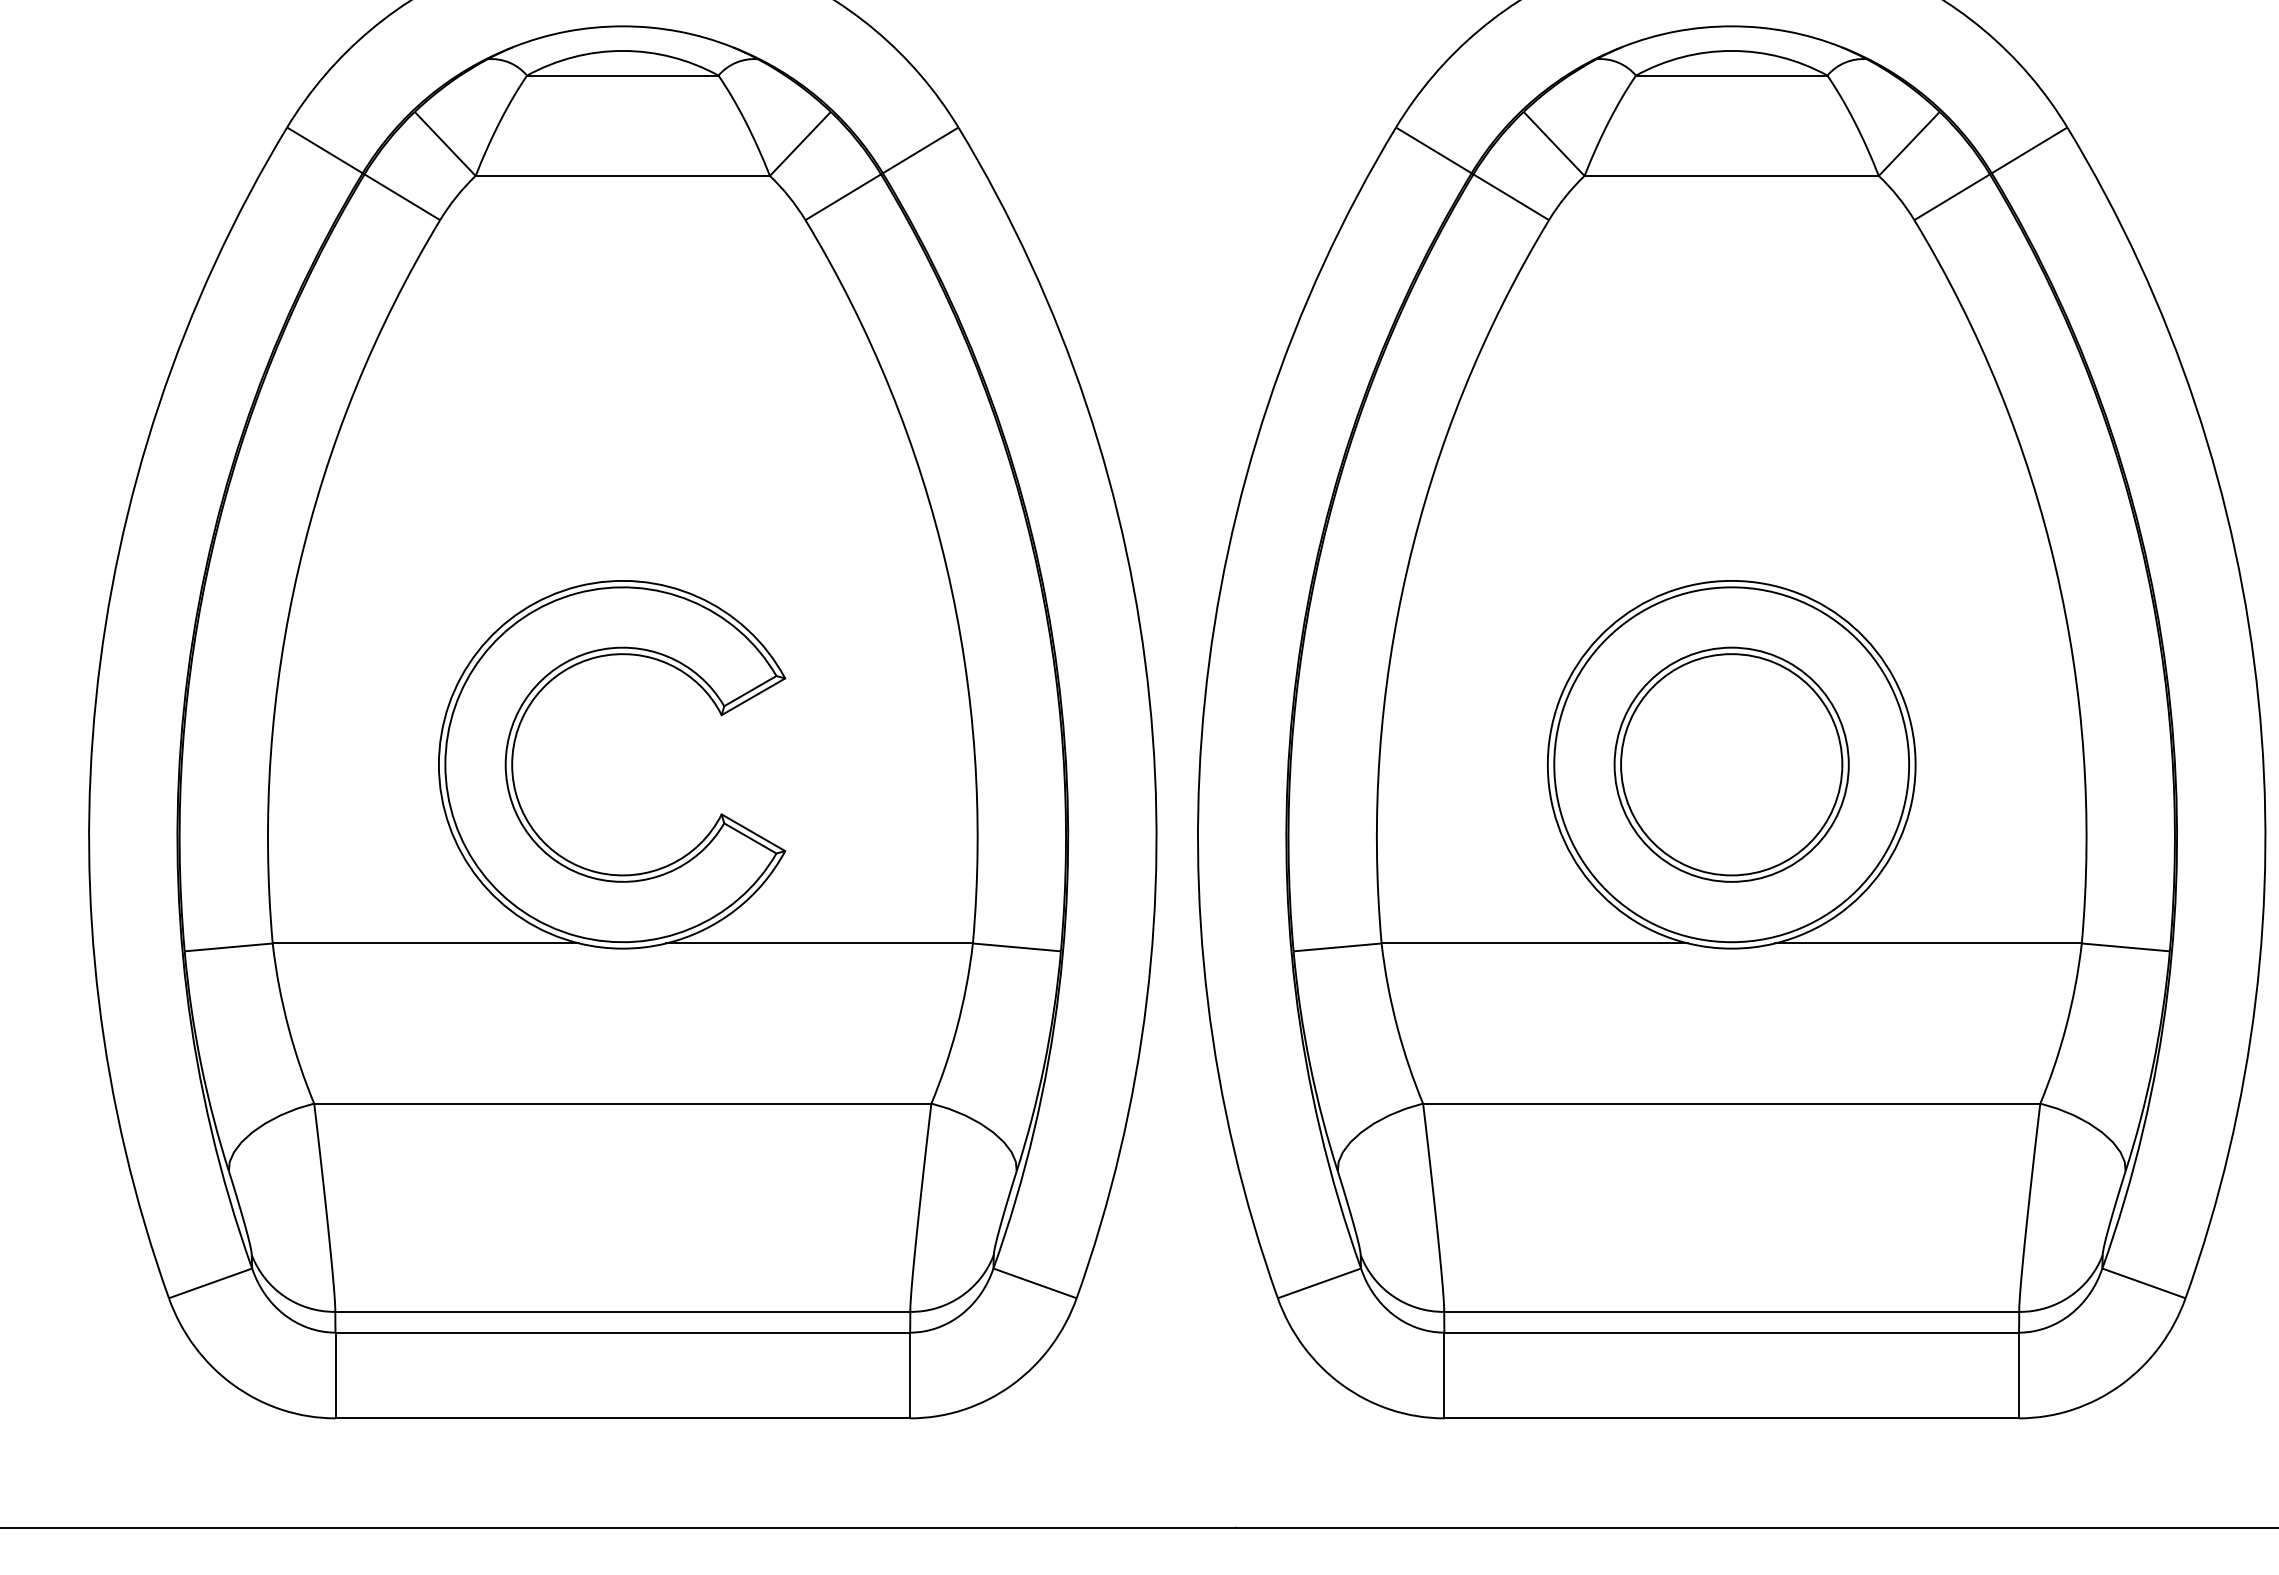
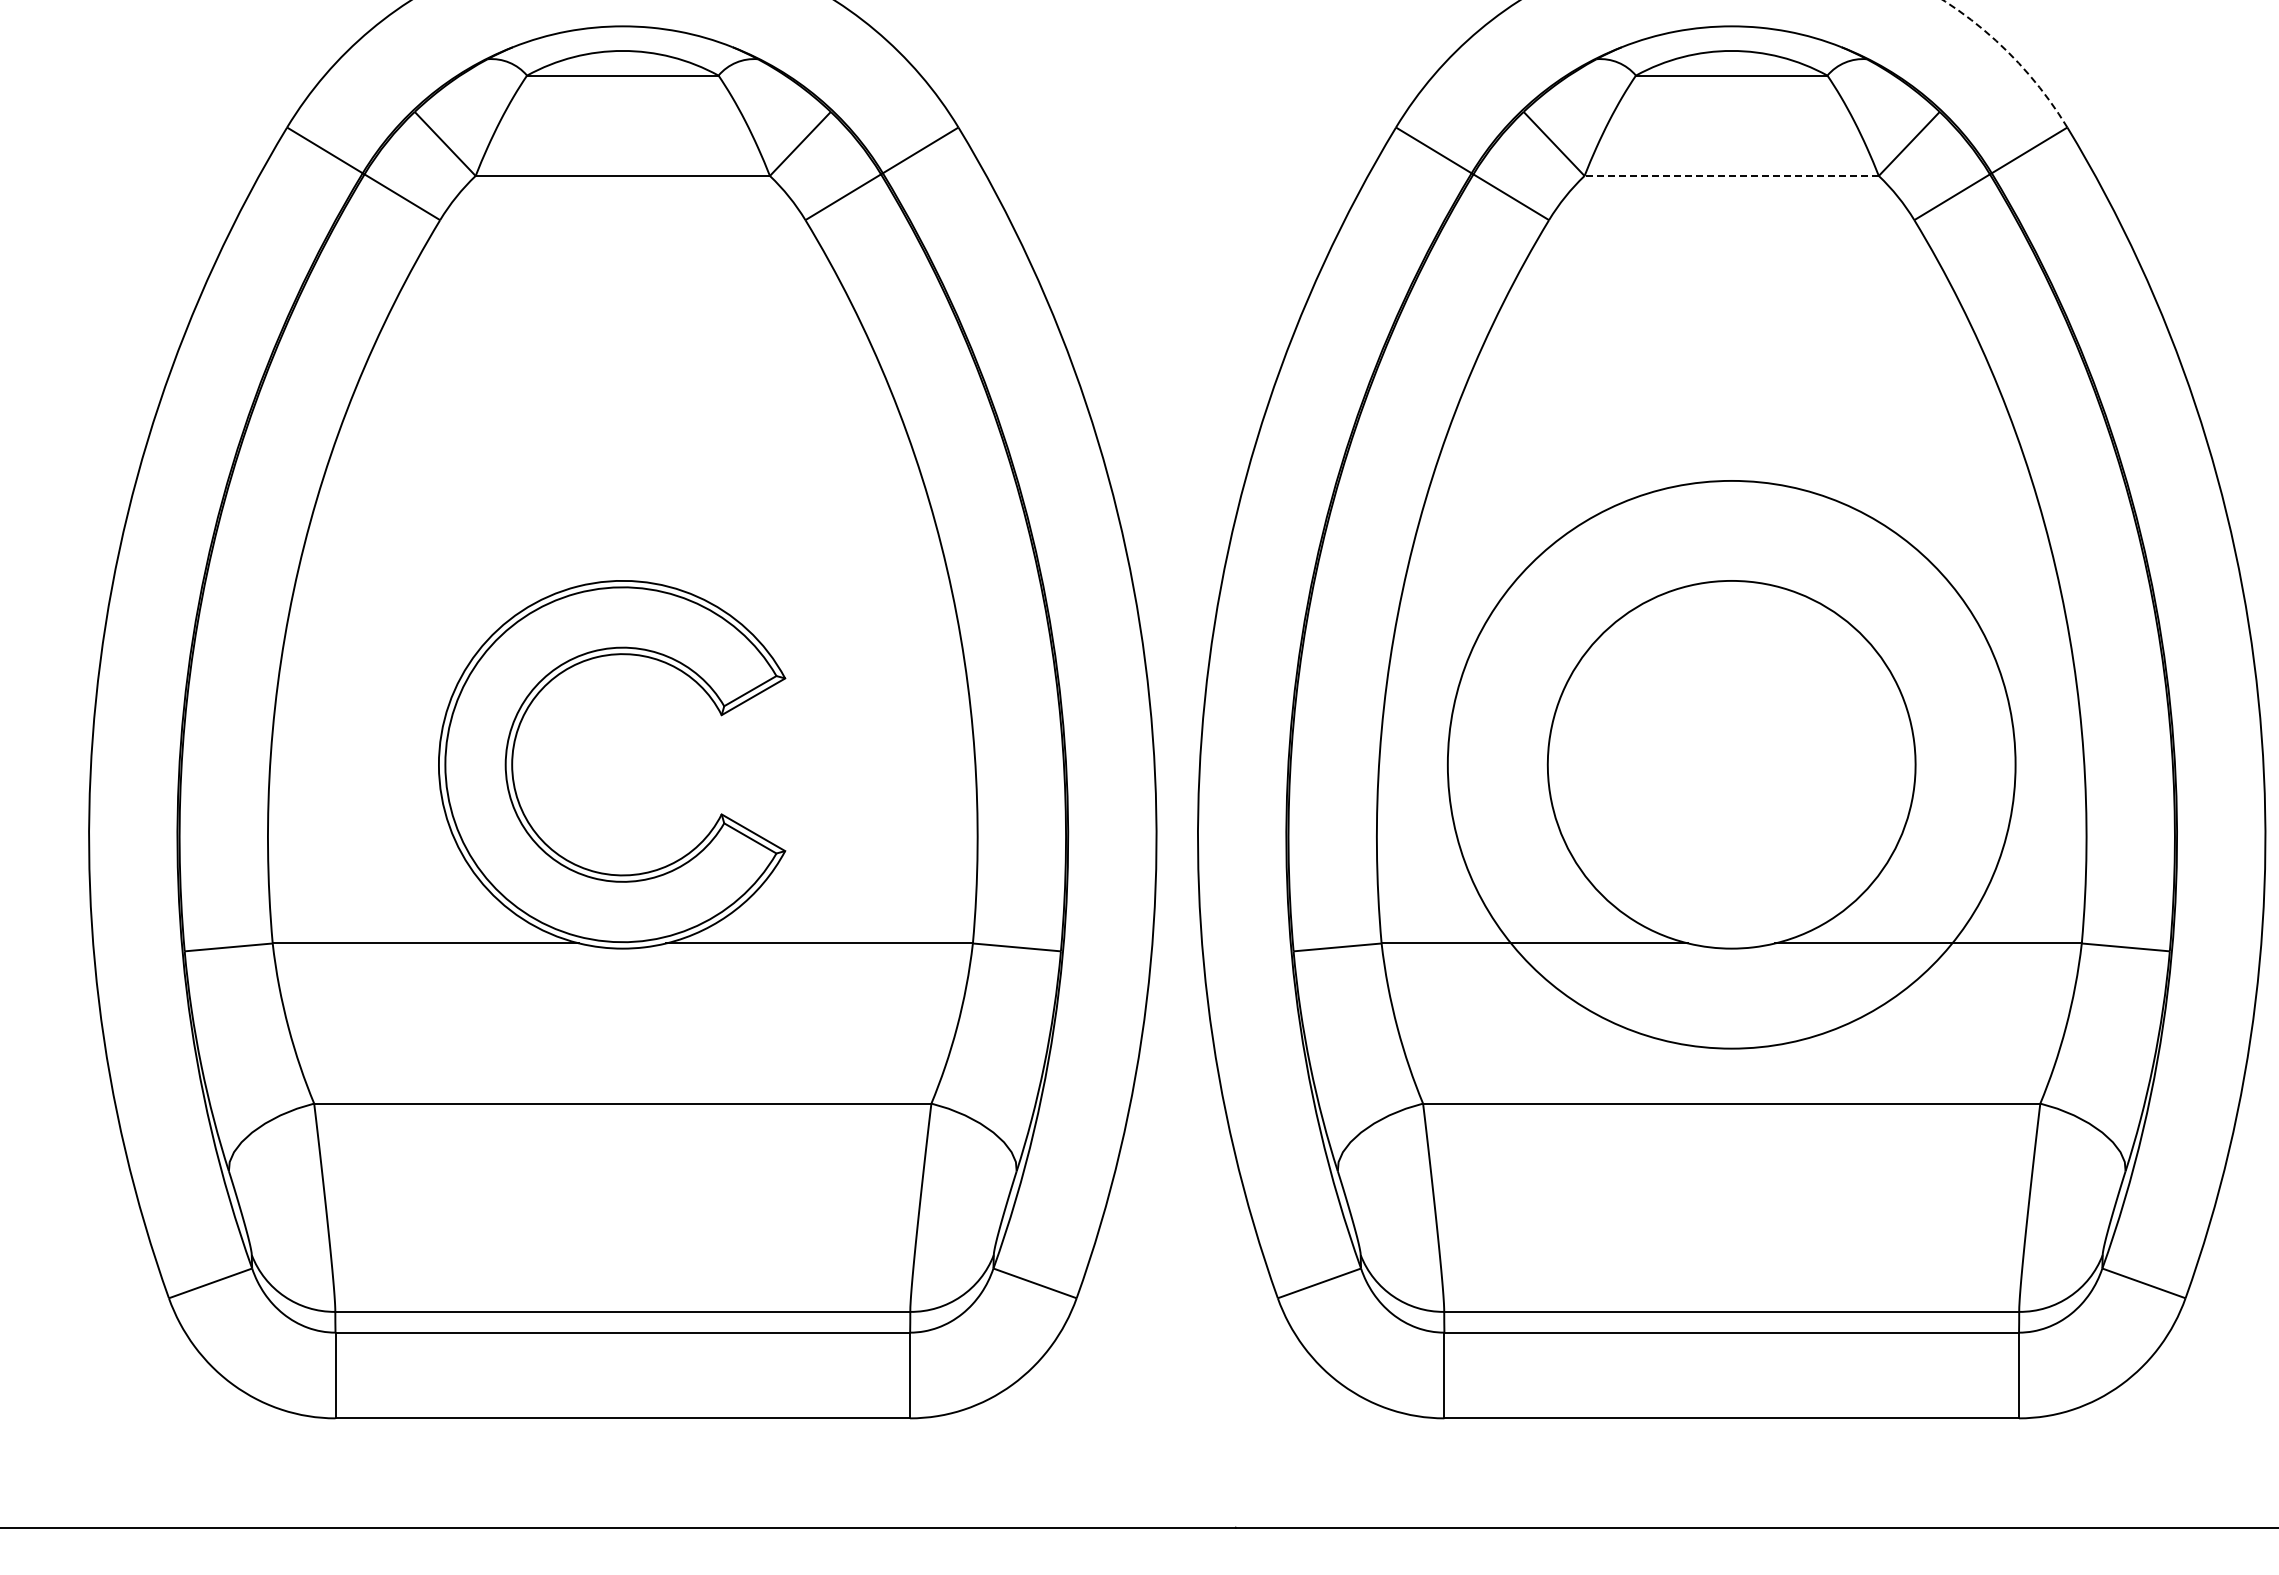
arc: solid -> dashed (2012, 56)
line: solid -> dashed (1731, 175)
circle diameter: 355 px -> 568 px (1731, 764)
part: present -> none (1731, 764)
